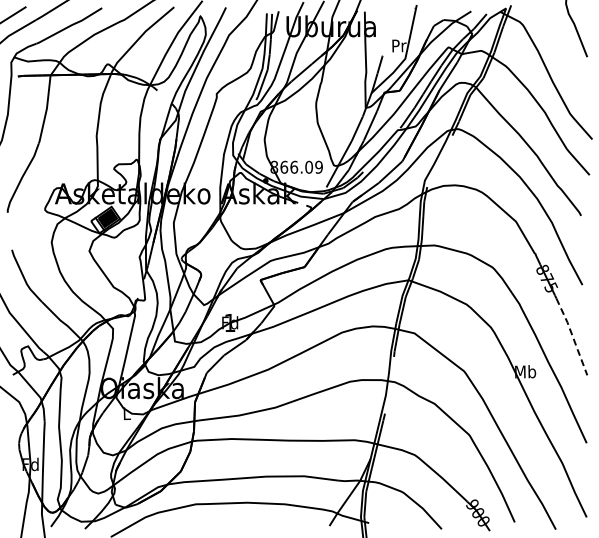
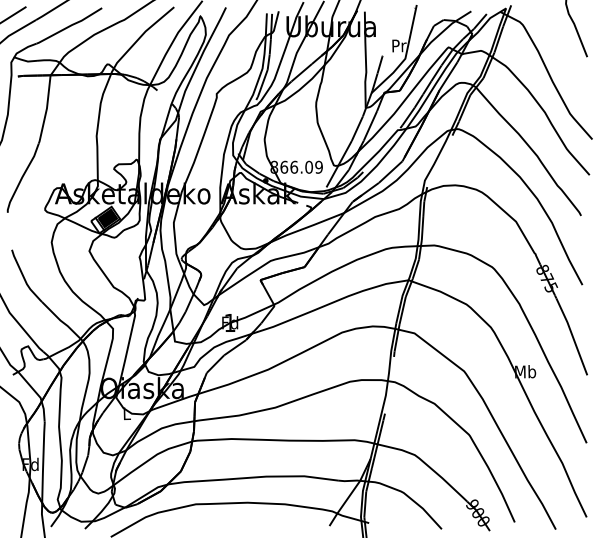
line: dashed -> solid (572, 336)
